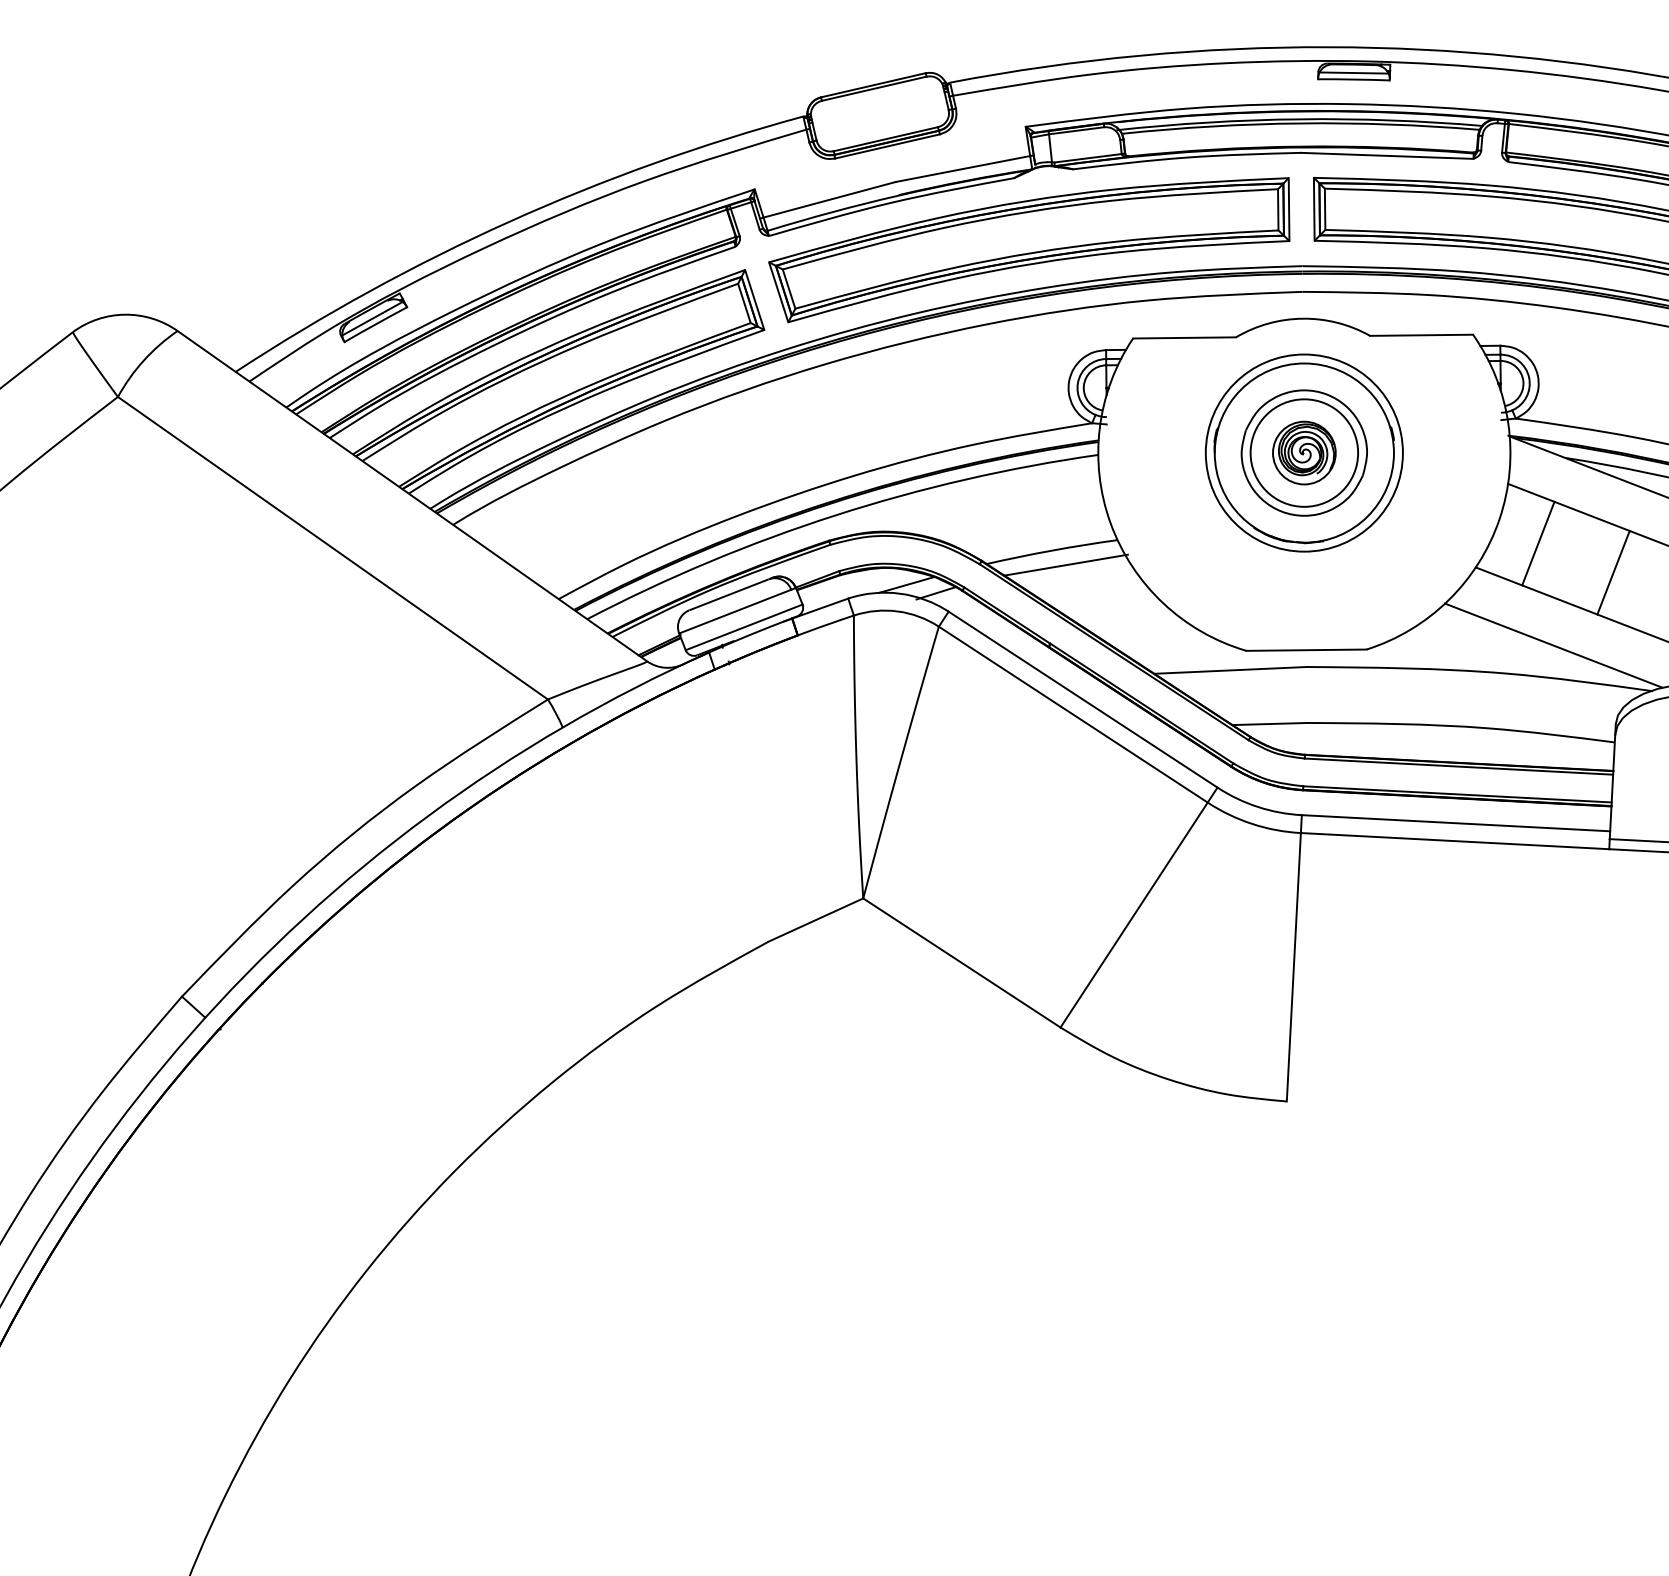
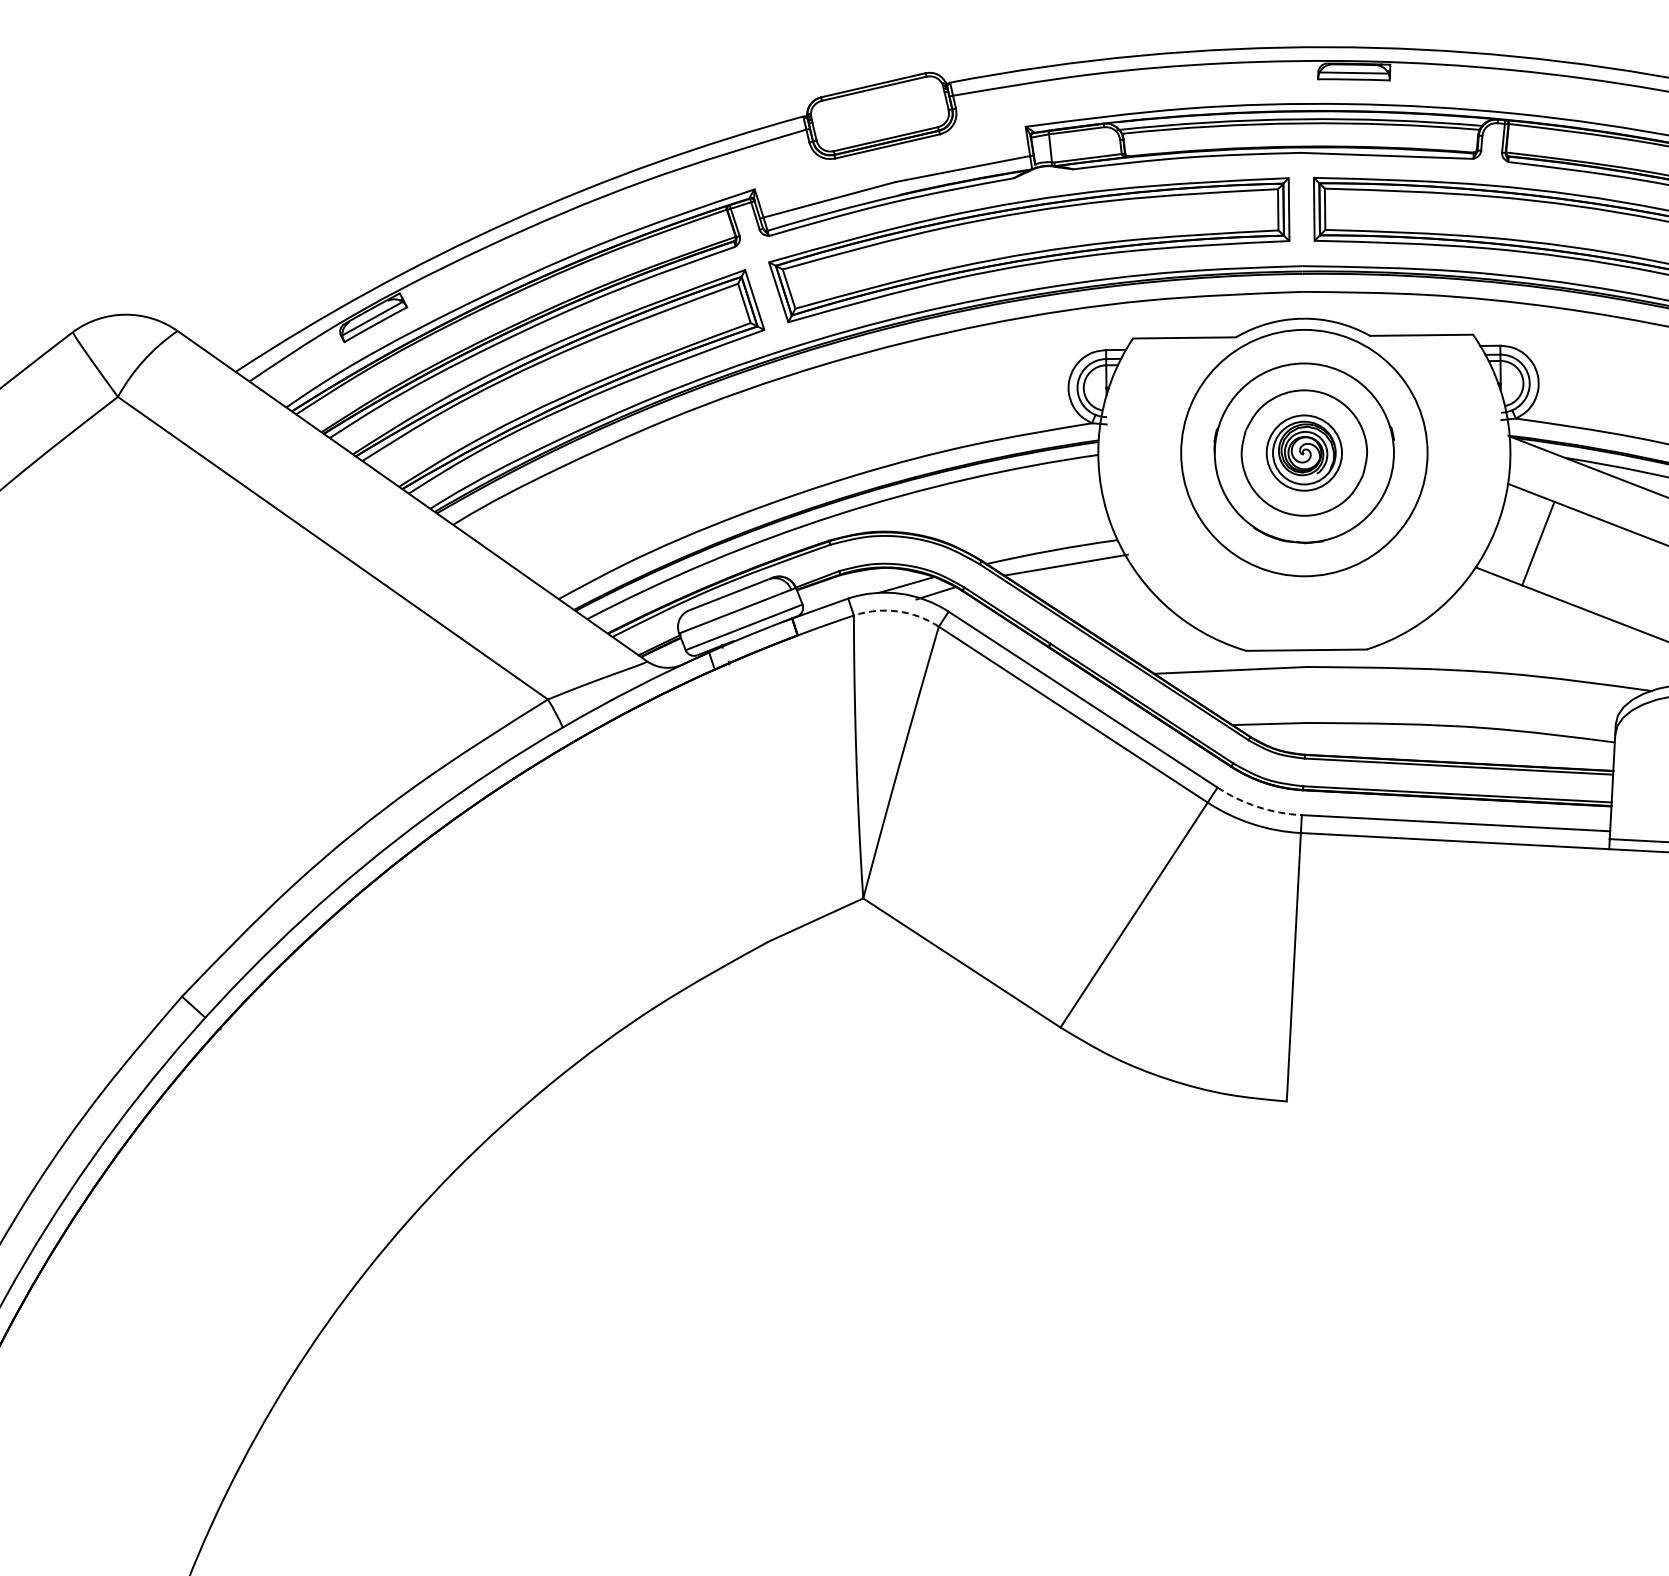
circle diameter: 197 px -> 246 px (1304, 452)
circle diameter: 108 px -> 75 px (1304, 452)
line: present -> none (1613, 572)
arc: solid -> dashed (897, 611)
line: present -> none (1553, 645)
arc: solid -> dashed (1257, 806)
